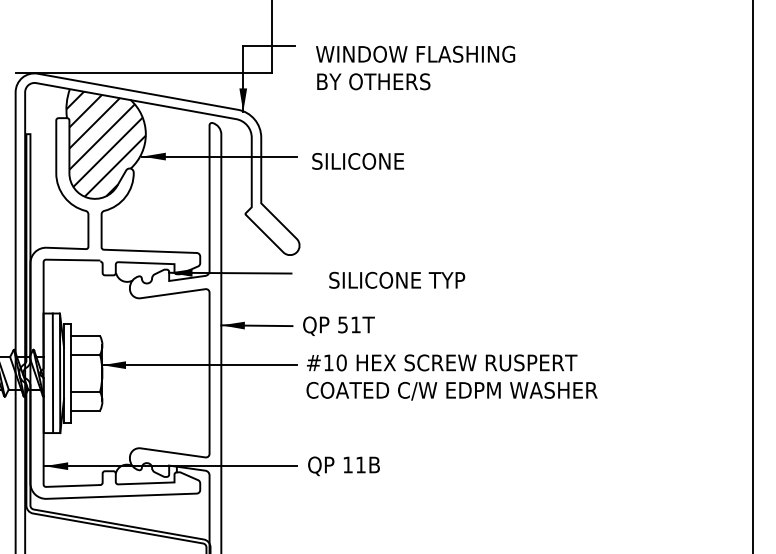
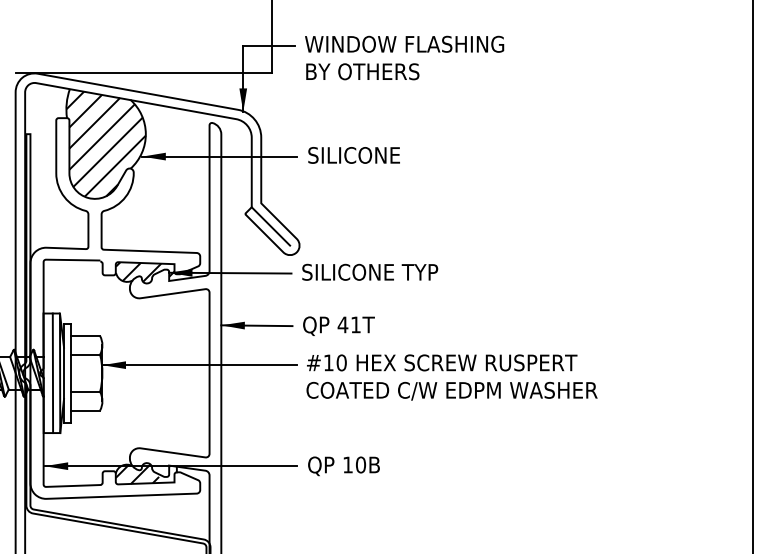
text position: (415, 67) -> (404, 57) (404, 57)
text position: (357, 161) -> (353, 155) (353, 155)
line: none -> present (270, 226)
hatch: none -> present (145, 271)
text position: (397, 279) -> (370, 271) (370, 271)
text: 51T -> 41T (342, 324)
text: 11B -> 10B (361, 464)
hatch: none -> present (142, 473)
